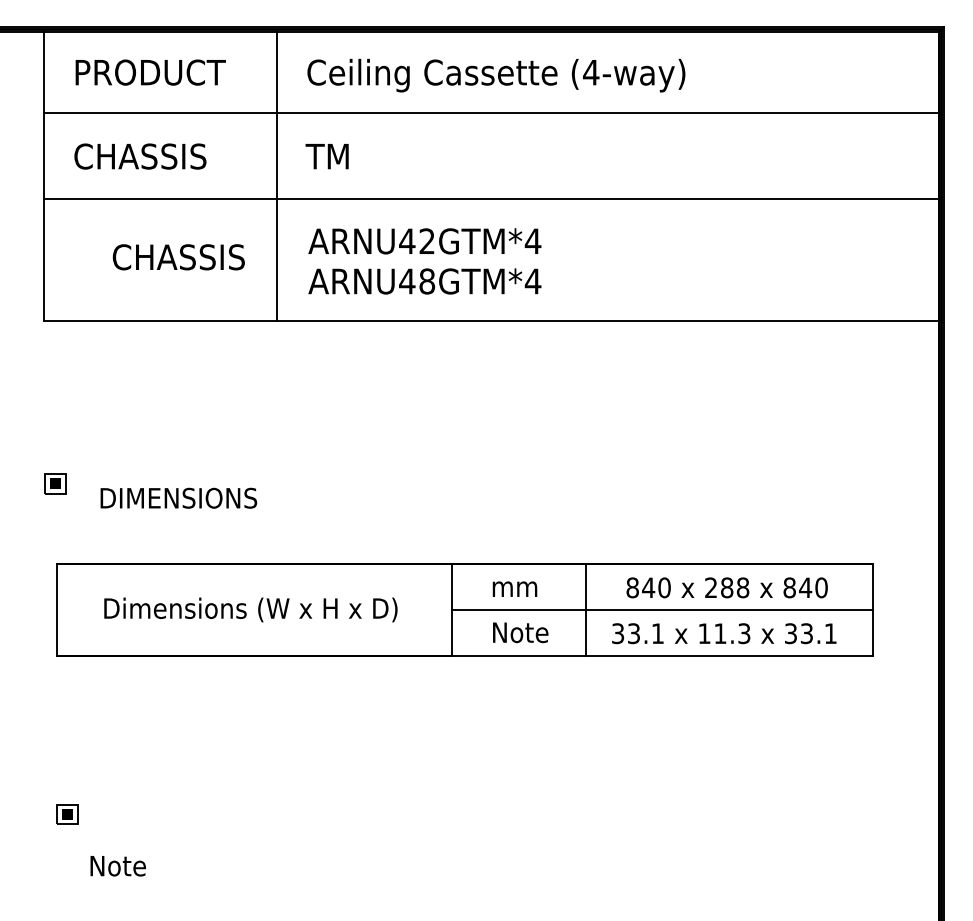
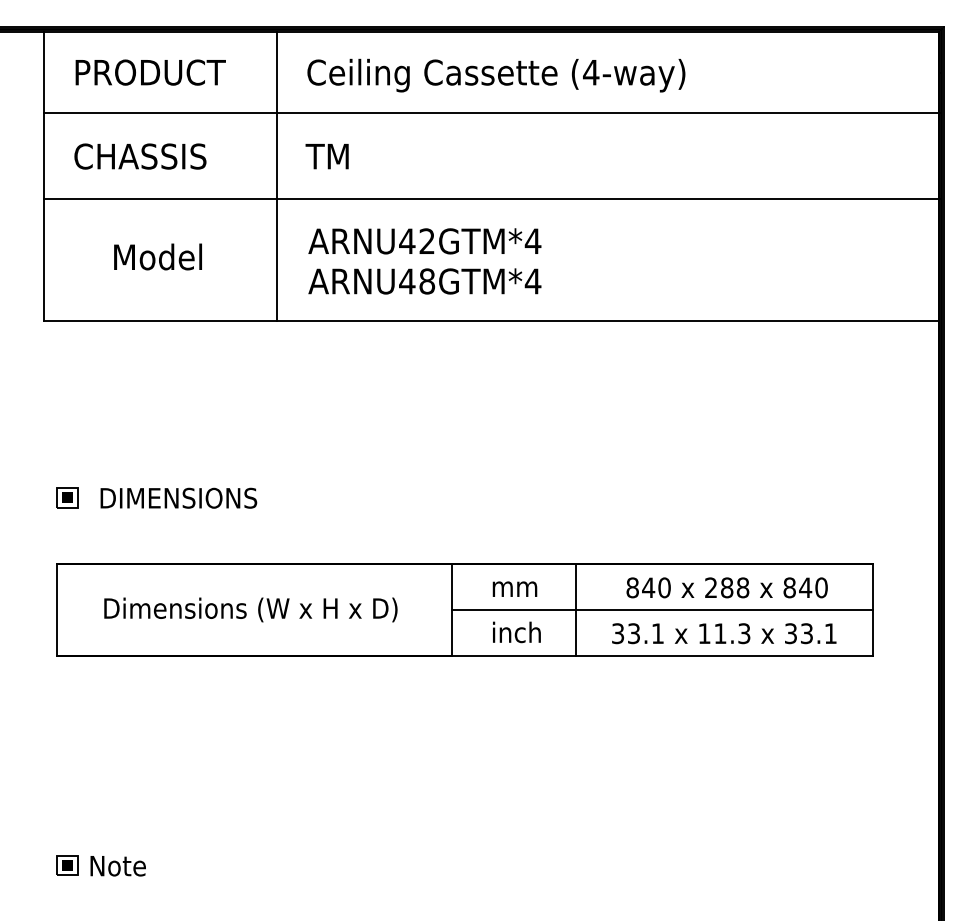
text: CHASSIS -> Model (178, 256)
part position: (55, 483) -> (67, 497) (67, 497)
line position: (585, 609) -> (575, 609) (575, 609)
text: Note -> inch (520, 632)
part position: (67, 814) -> (67, 865) (67, 865)
